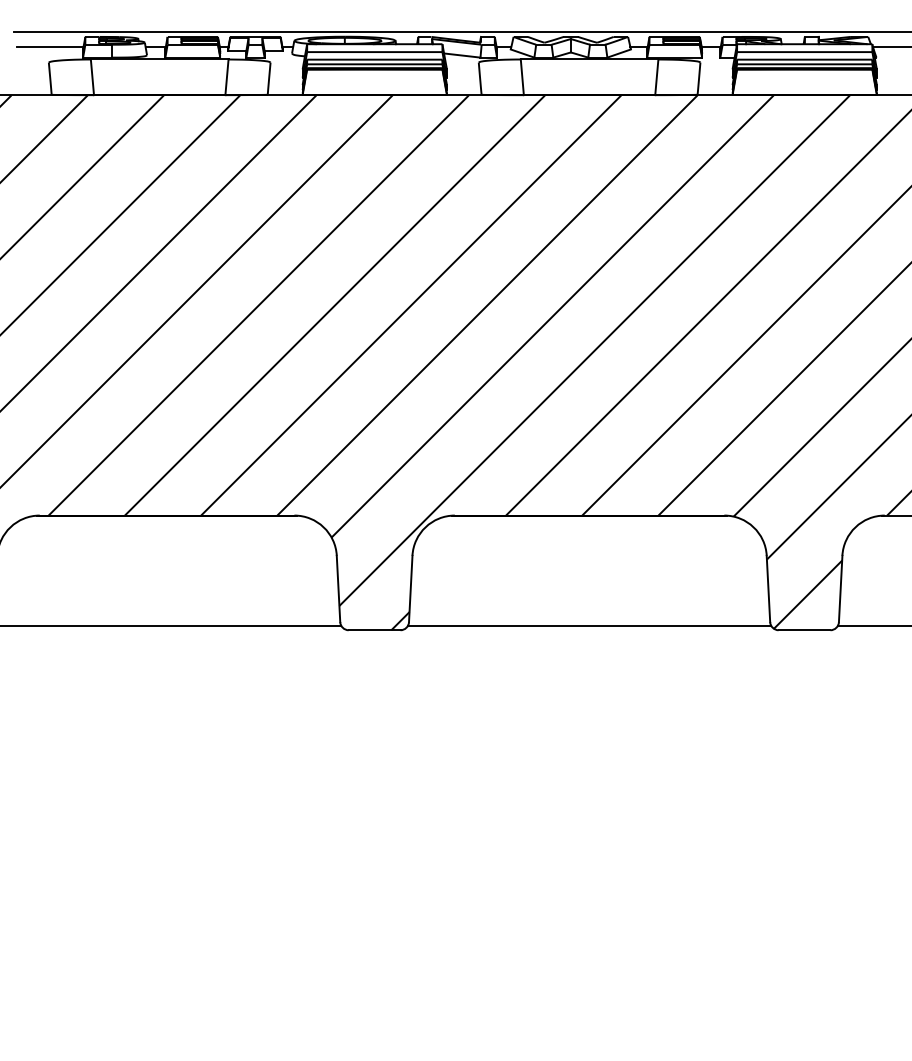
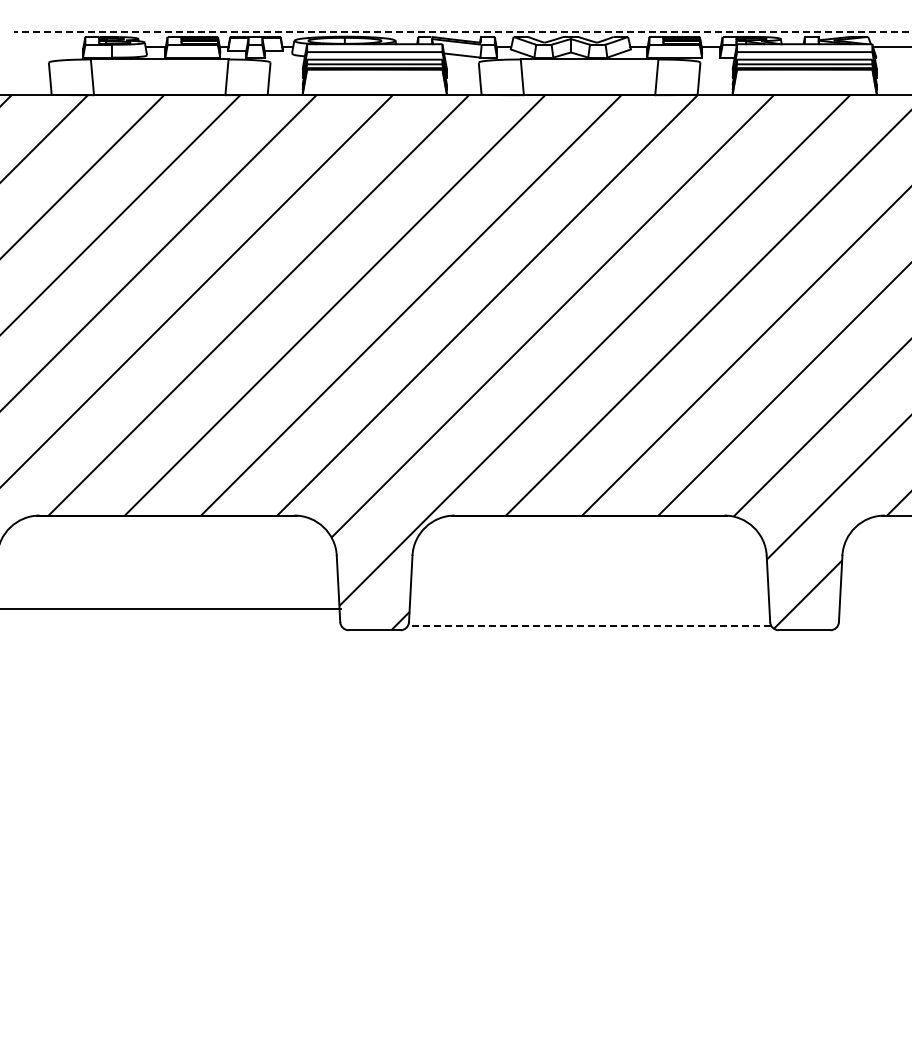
line: solid -> dashed (463, 31)
line: present -> none (49, 46)
line position: (171, 626) -> (171, 609) (171, 609)
line: solid -> dashed (589, 626)
line: present -> none (872, 626)
